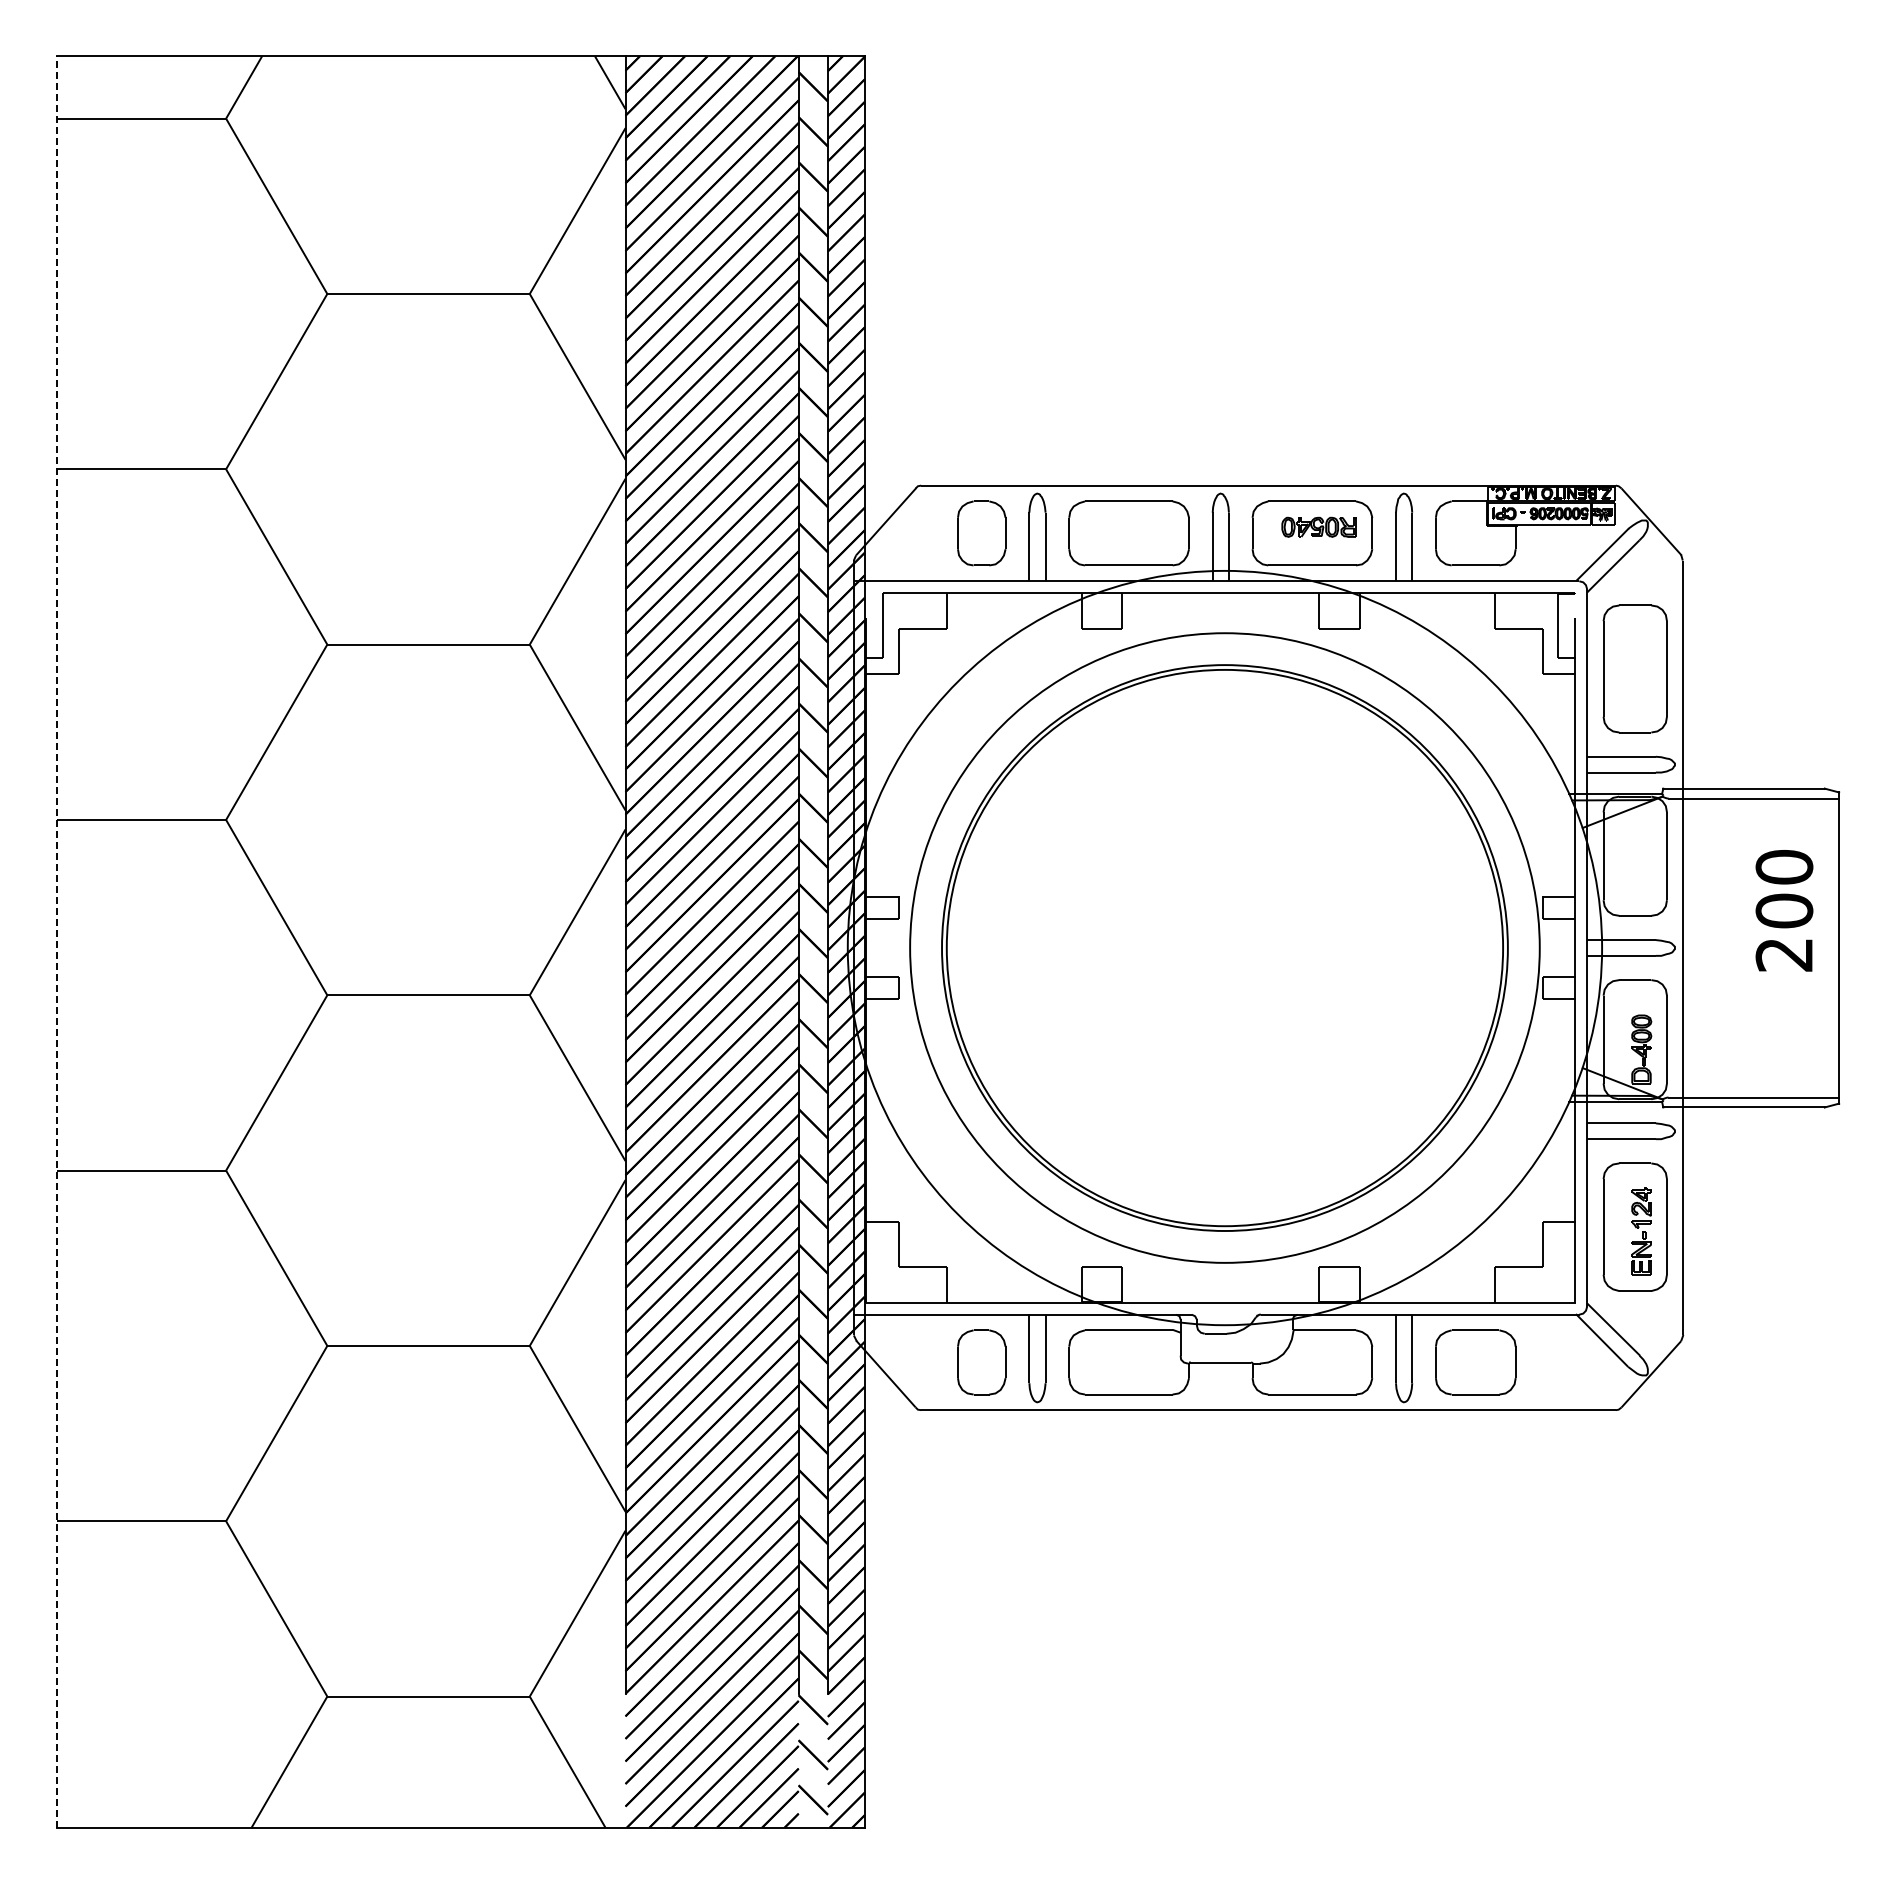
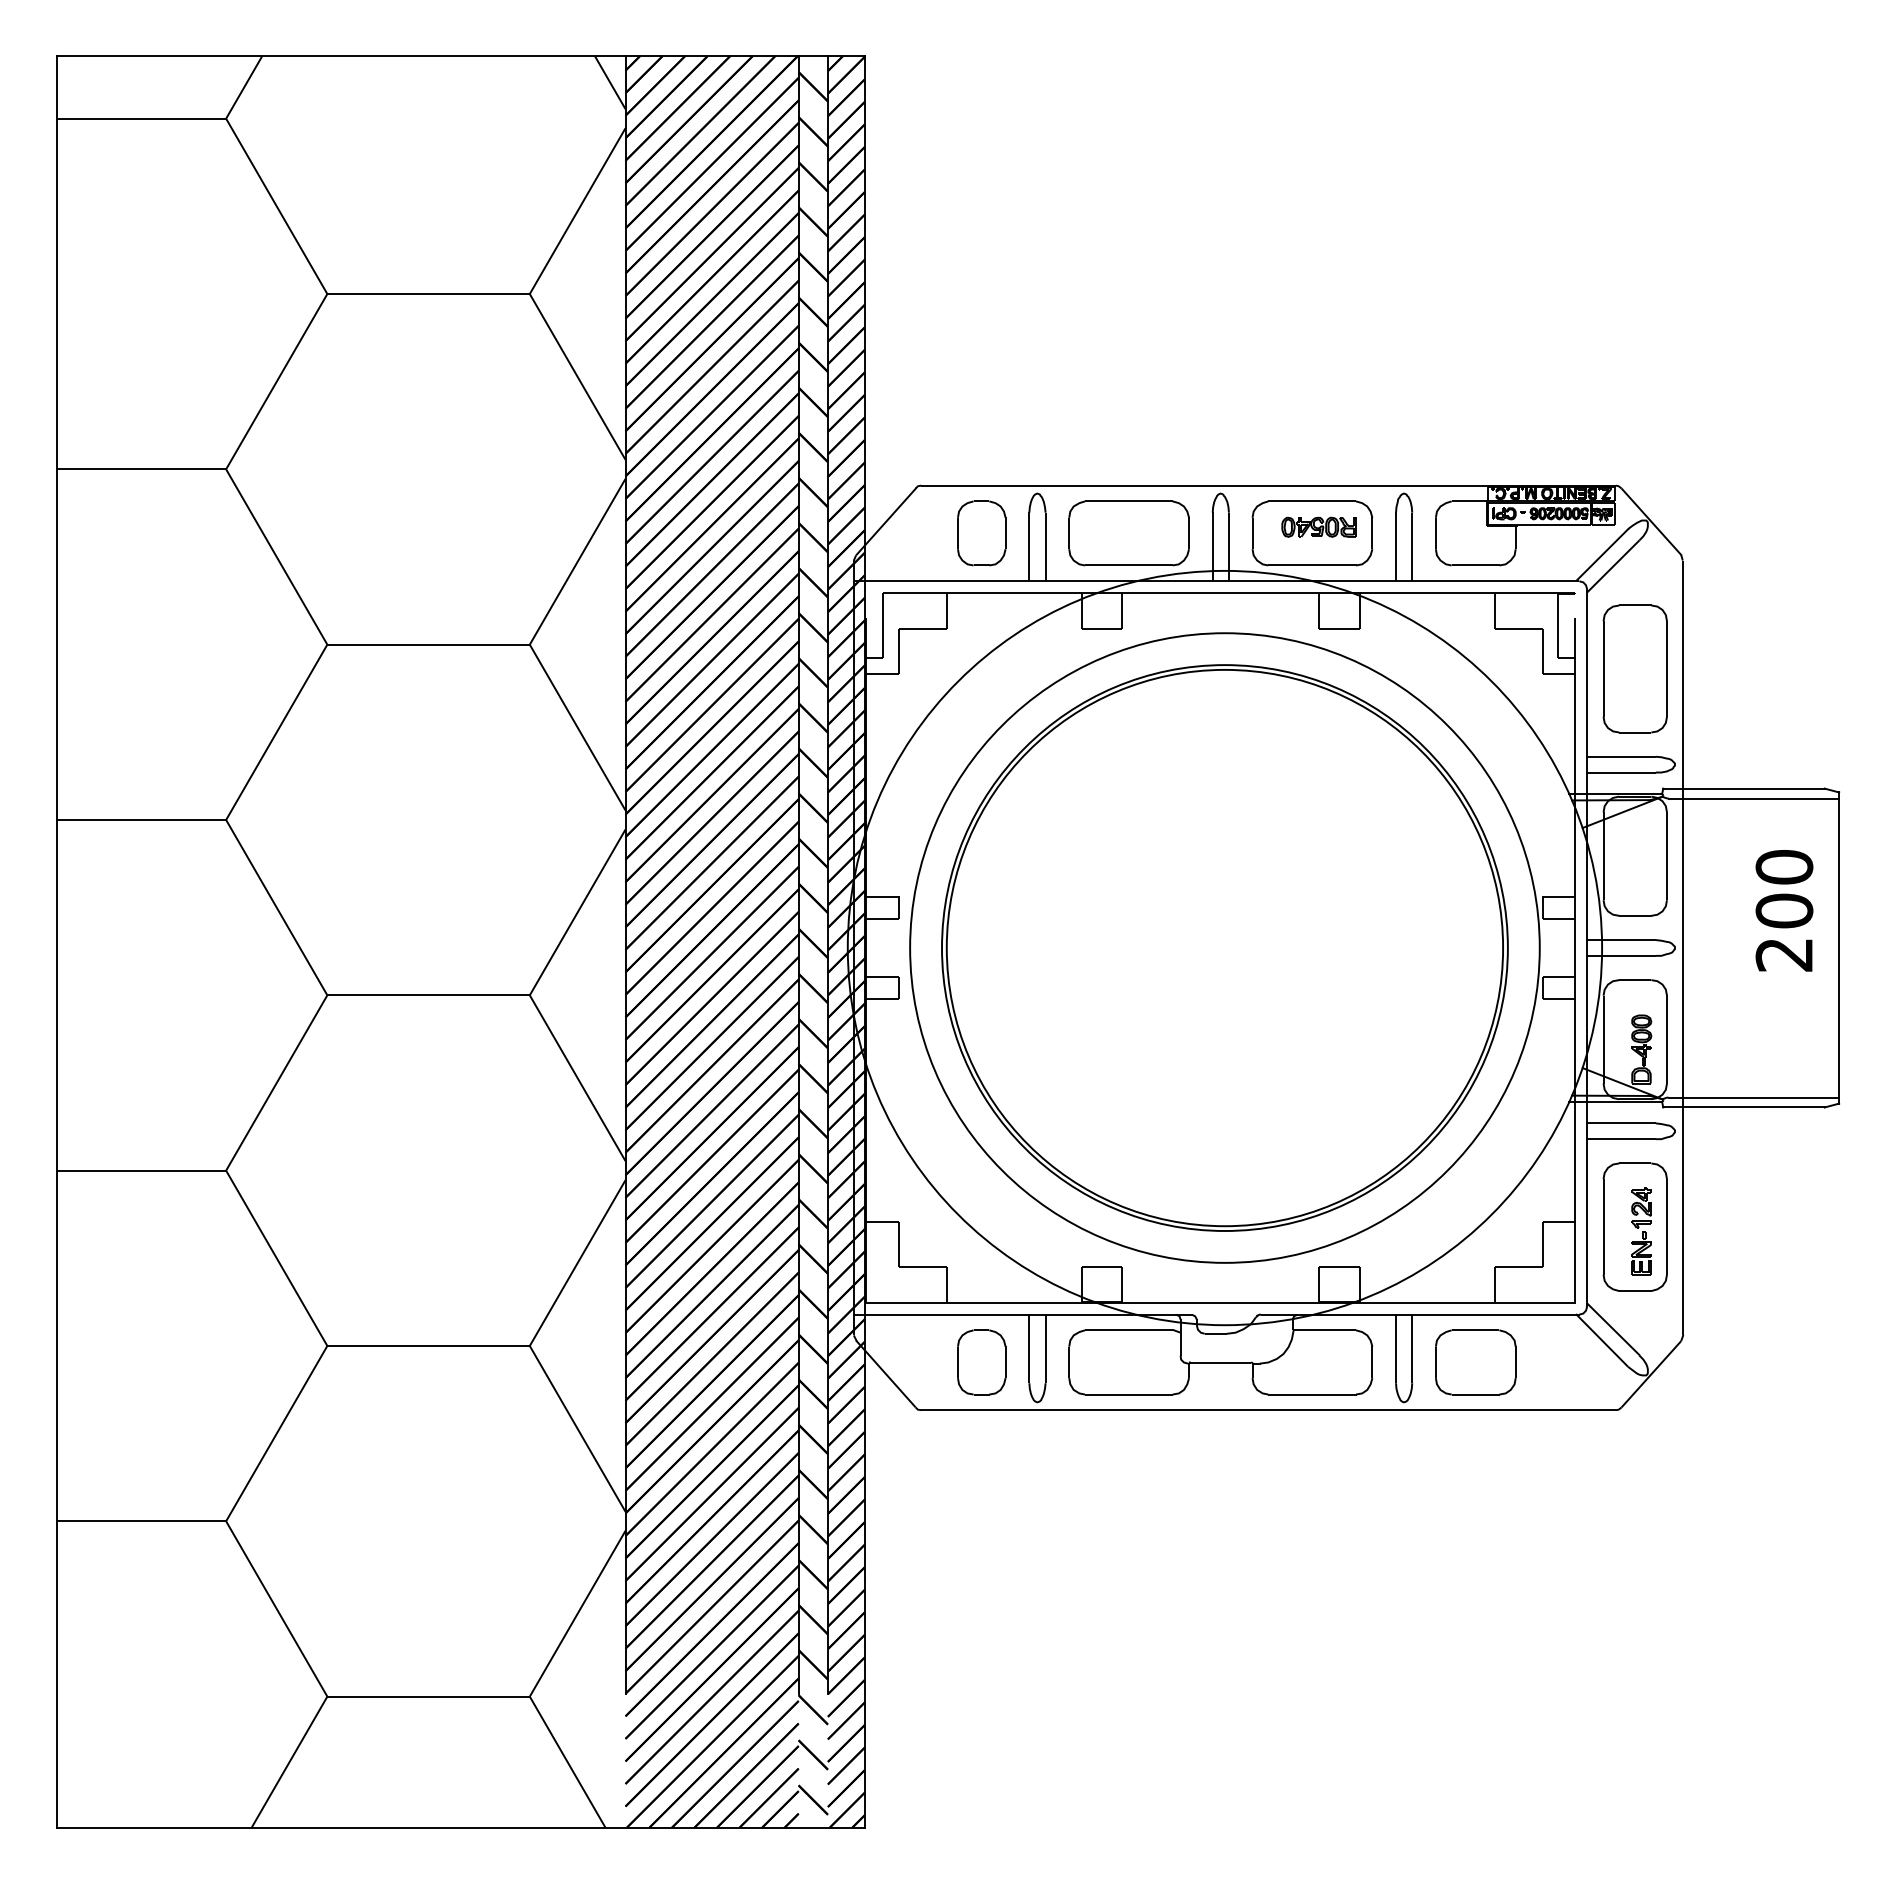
line: dashed -> solid (56, 941)
